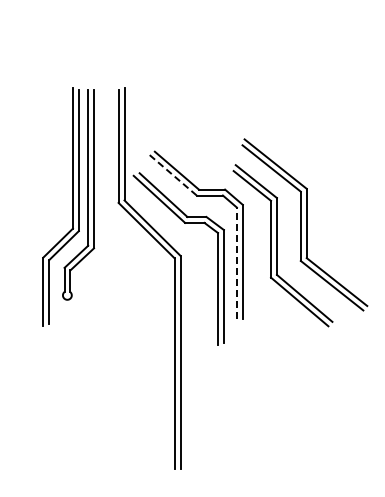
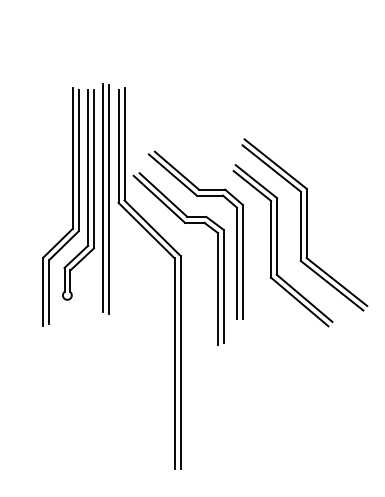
line: dashed -> solid (172, 174)
line: none -> present (103, 197)
line: none -> present (109, 199)
line: dashed -> solid (236, 263)
